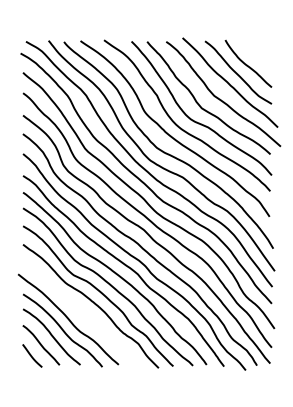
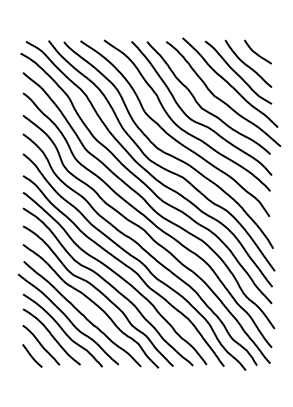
curve: none -> present (256, 52)
curve: none -> present (82, 314)
